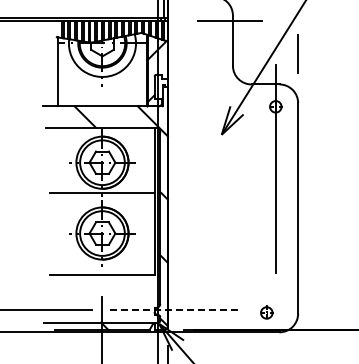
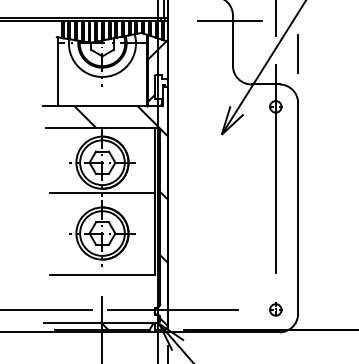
line: none -> present (275, 19)
line: dashed -> solid (172, 309)
part position: (266, 312) -> (275, 309) (275, 309)
